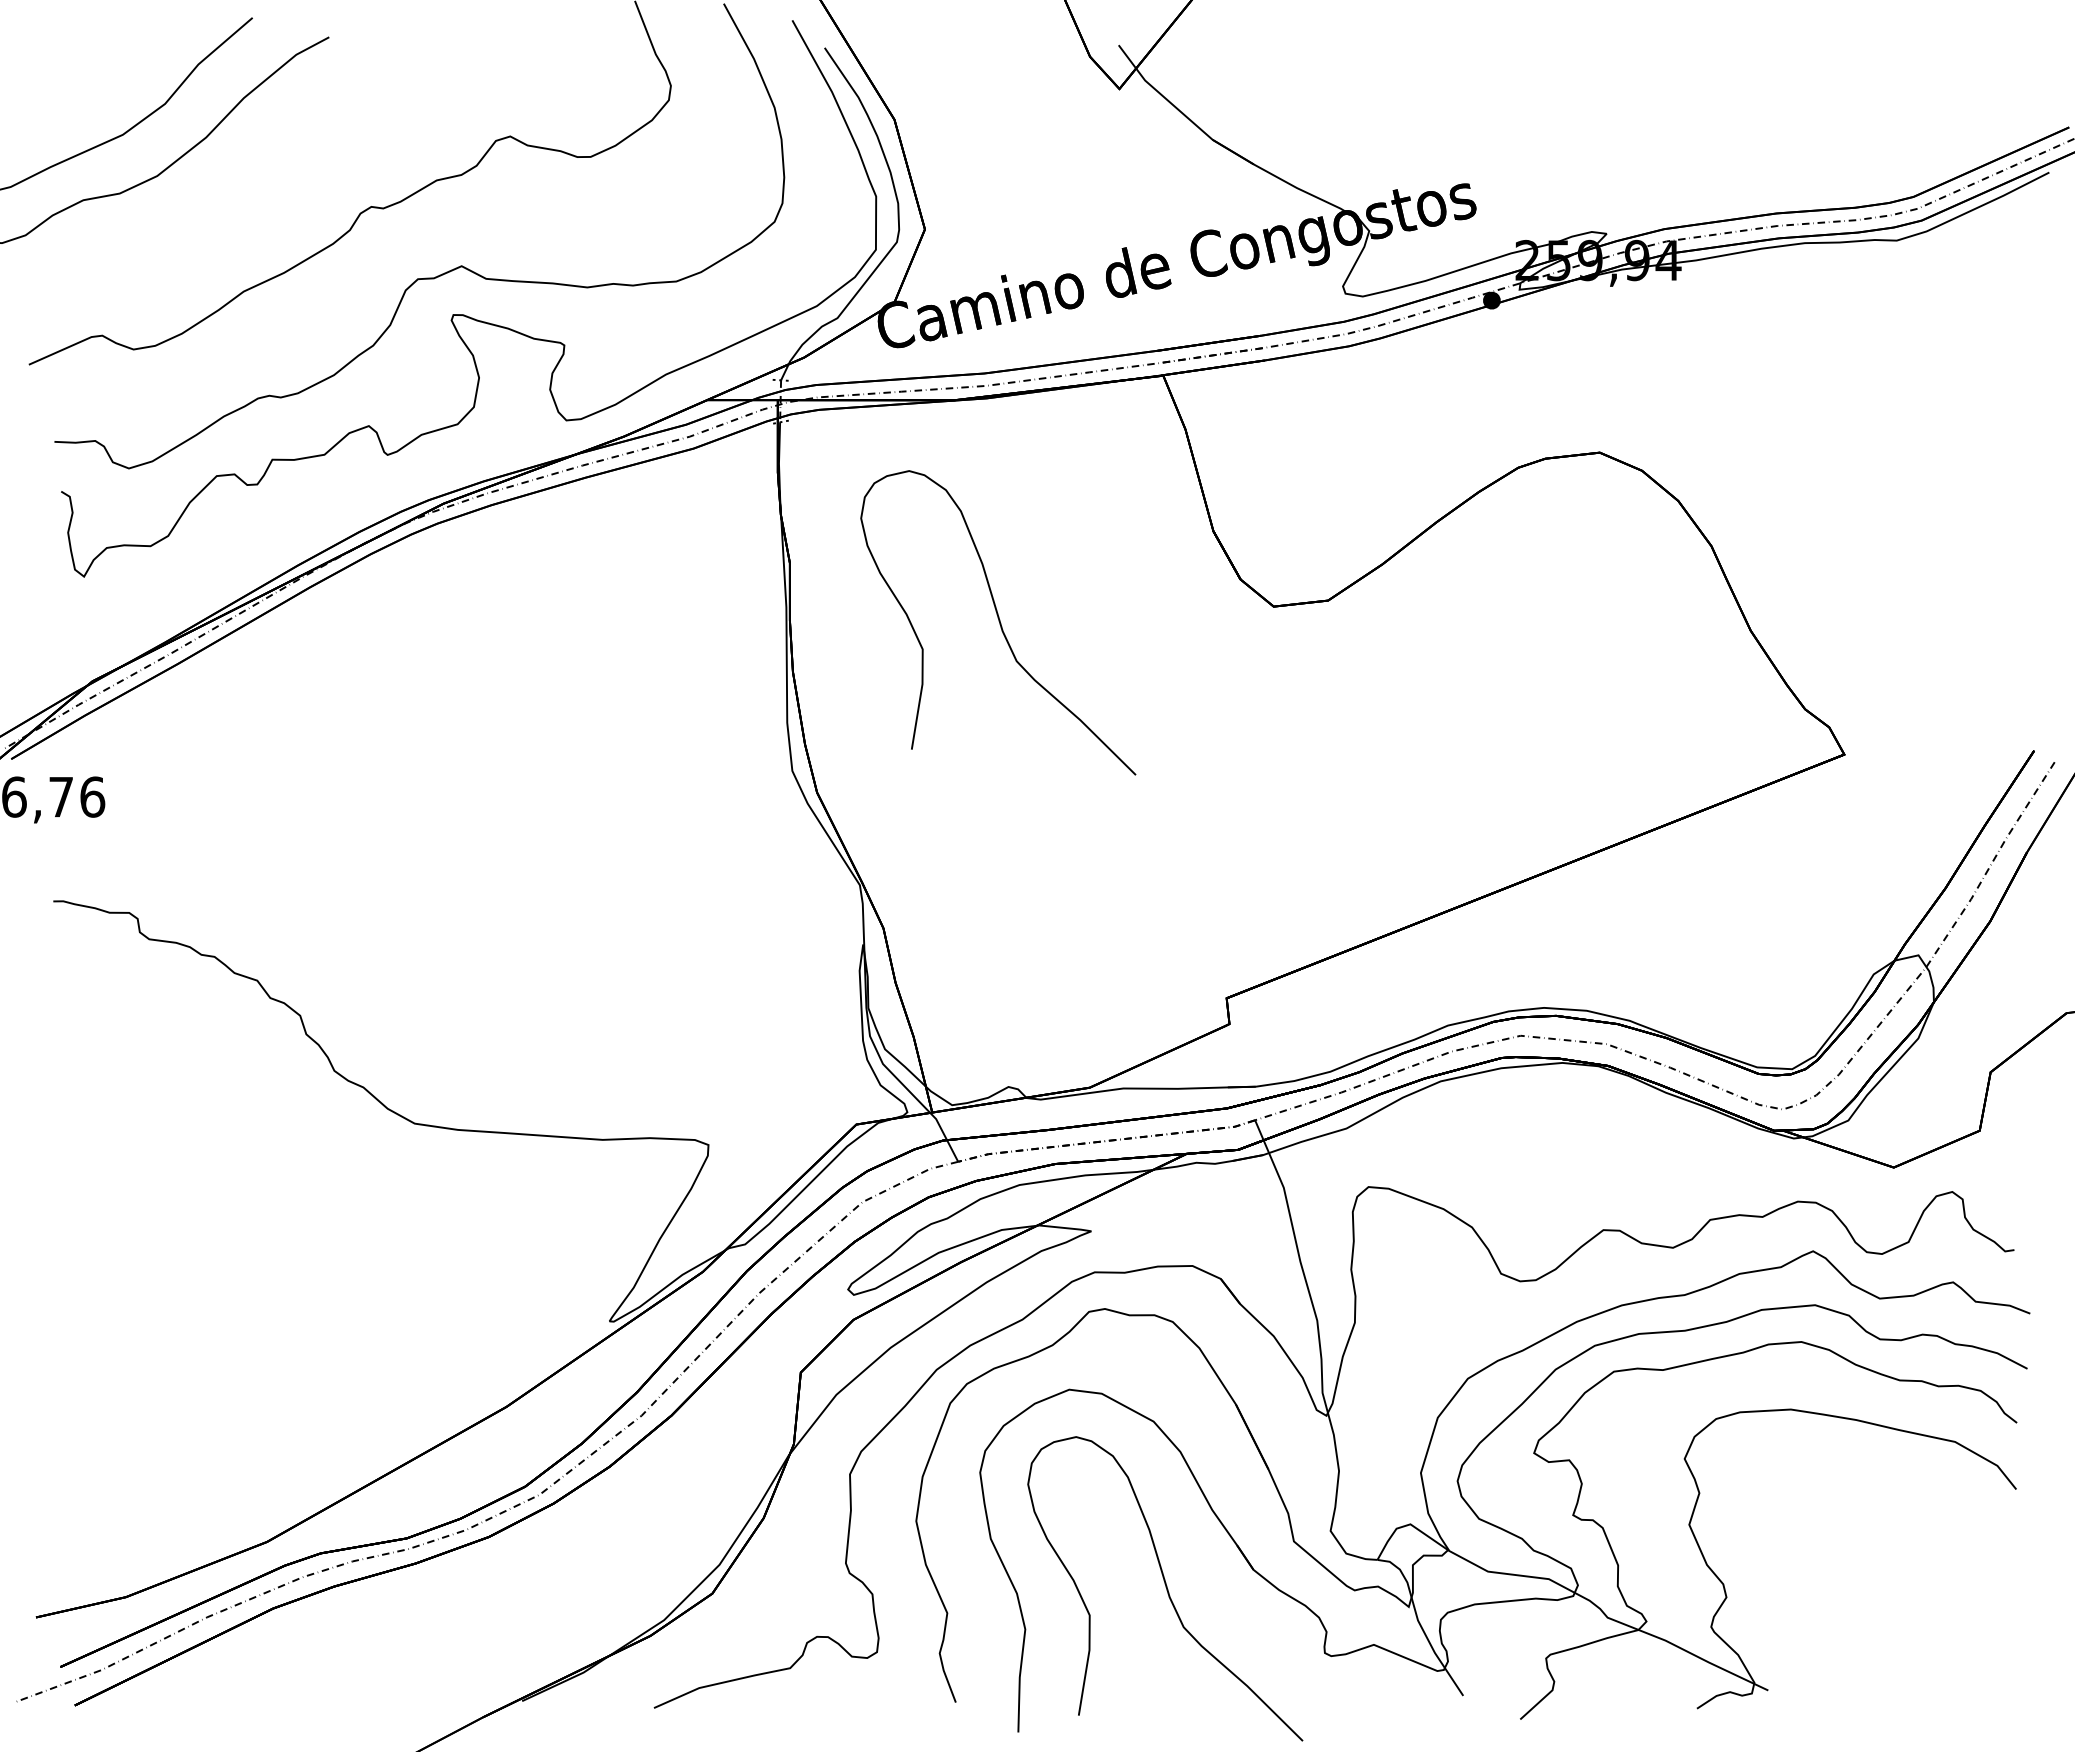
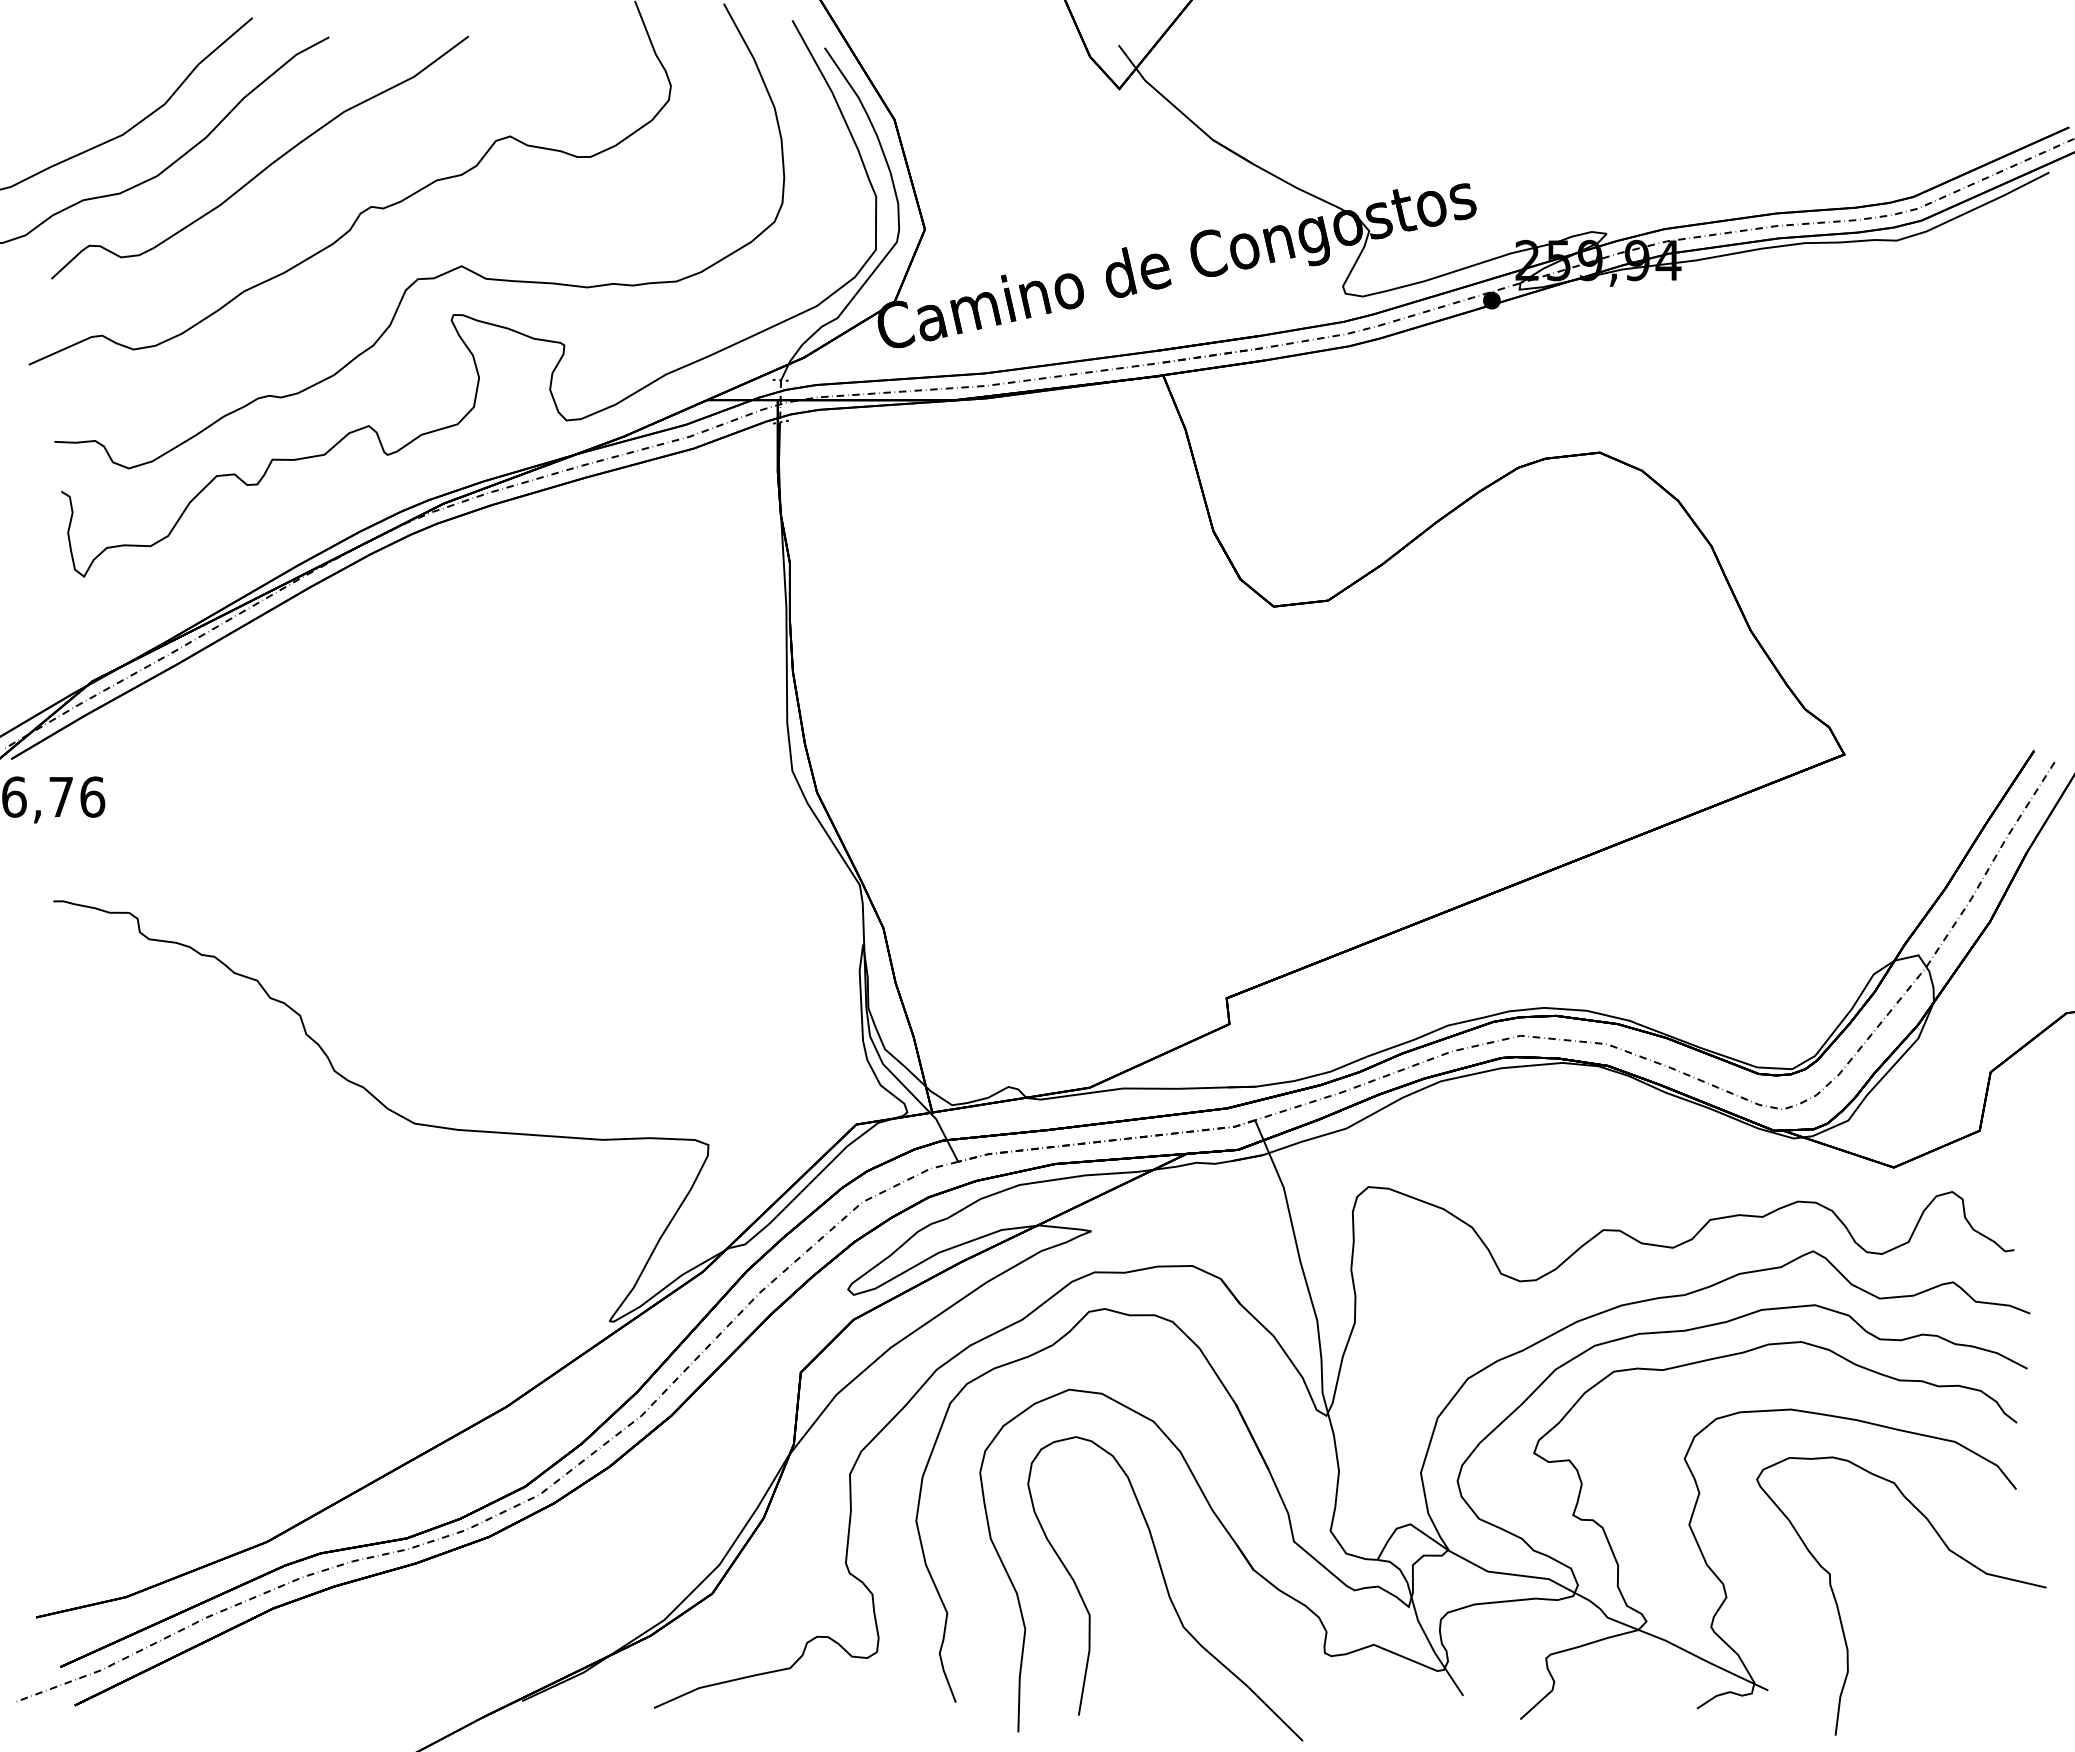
curve: none -> present (266, 166)
curve: present -> none (998, 621)
curve: none -> present (1839, 1610)
